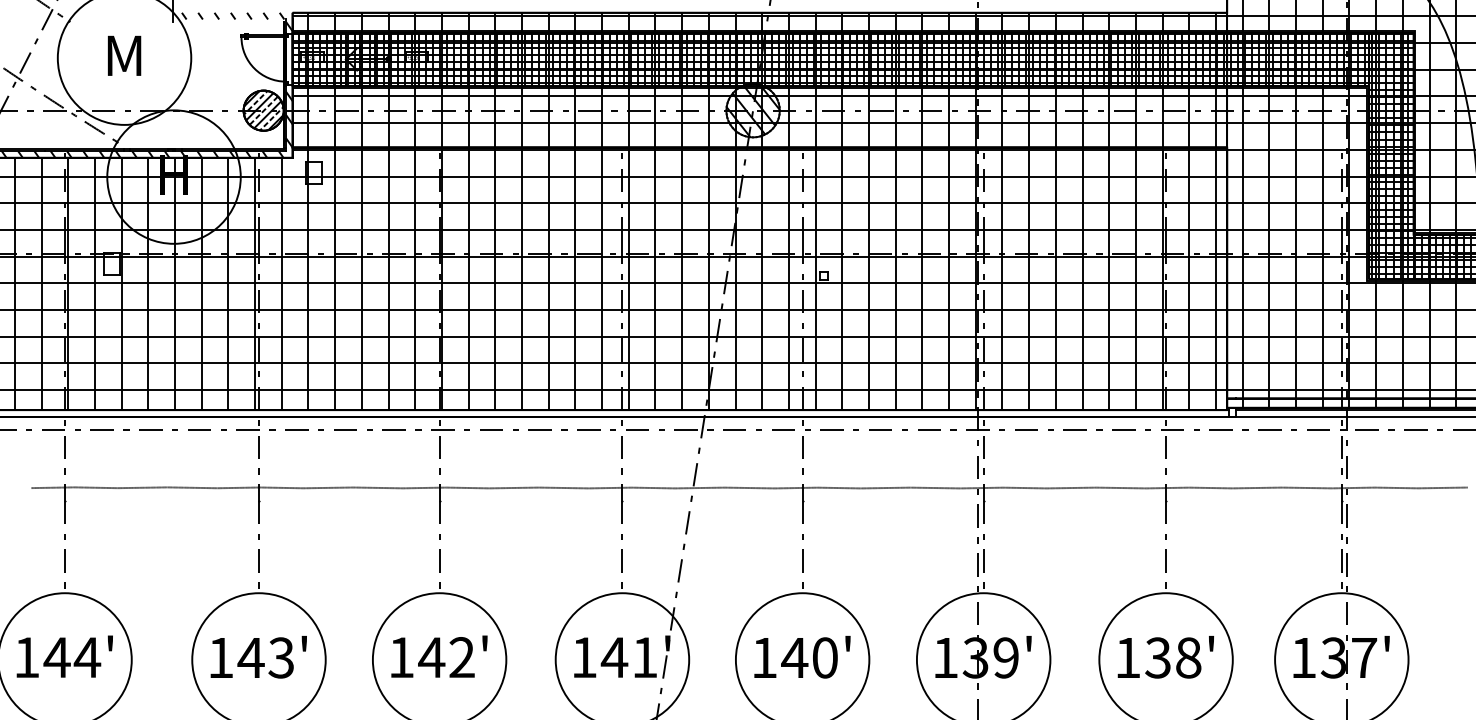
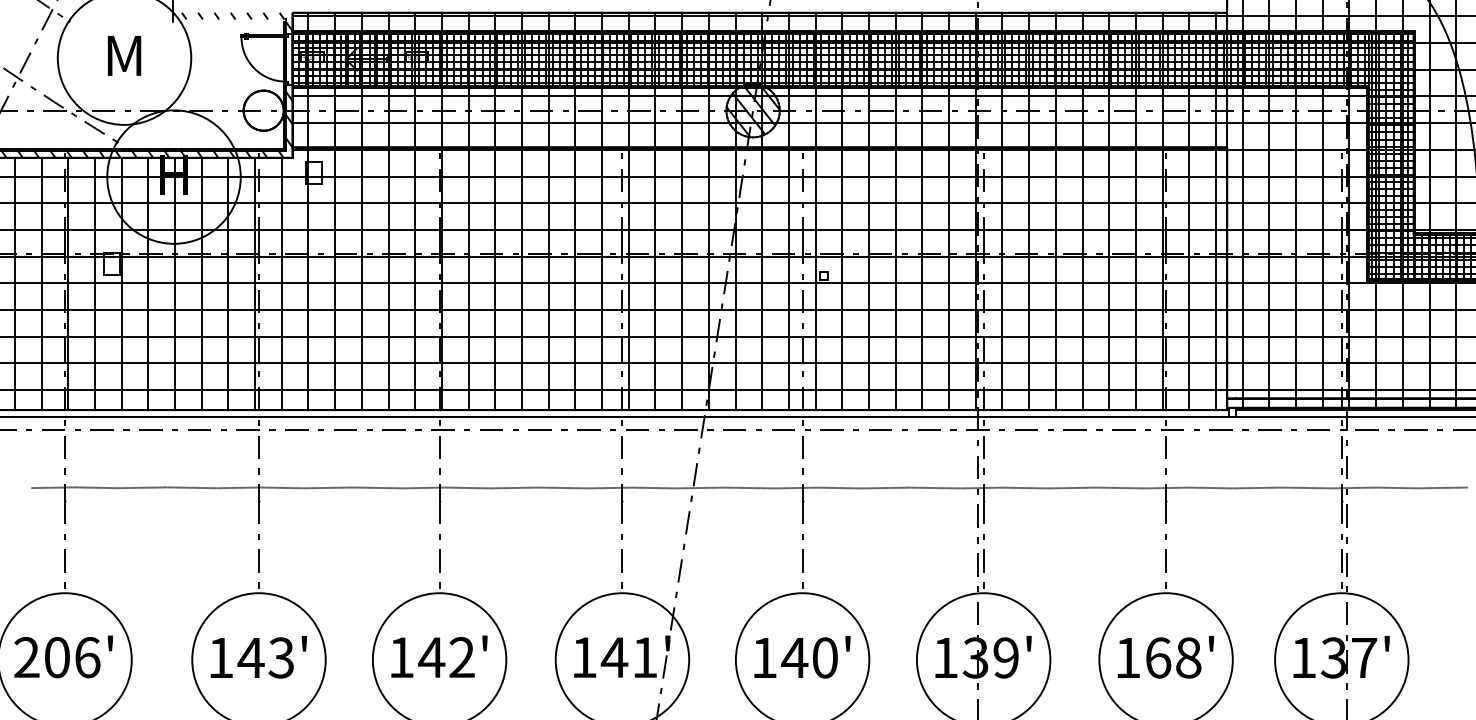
hatch: present -> none (263, 110)
text: 144' -> 206' (57, 657)
text: 138' -> 168' (1158, 657)
